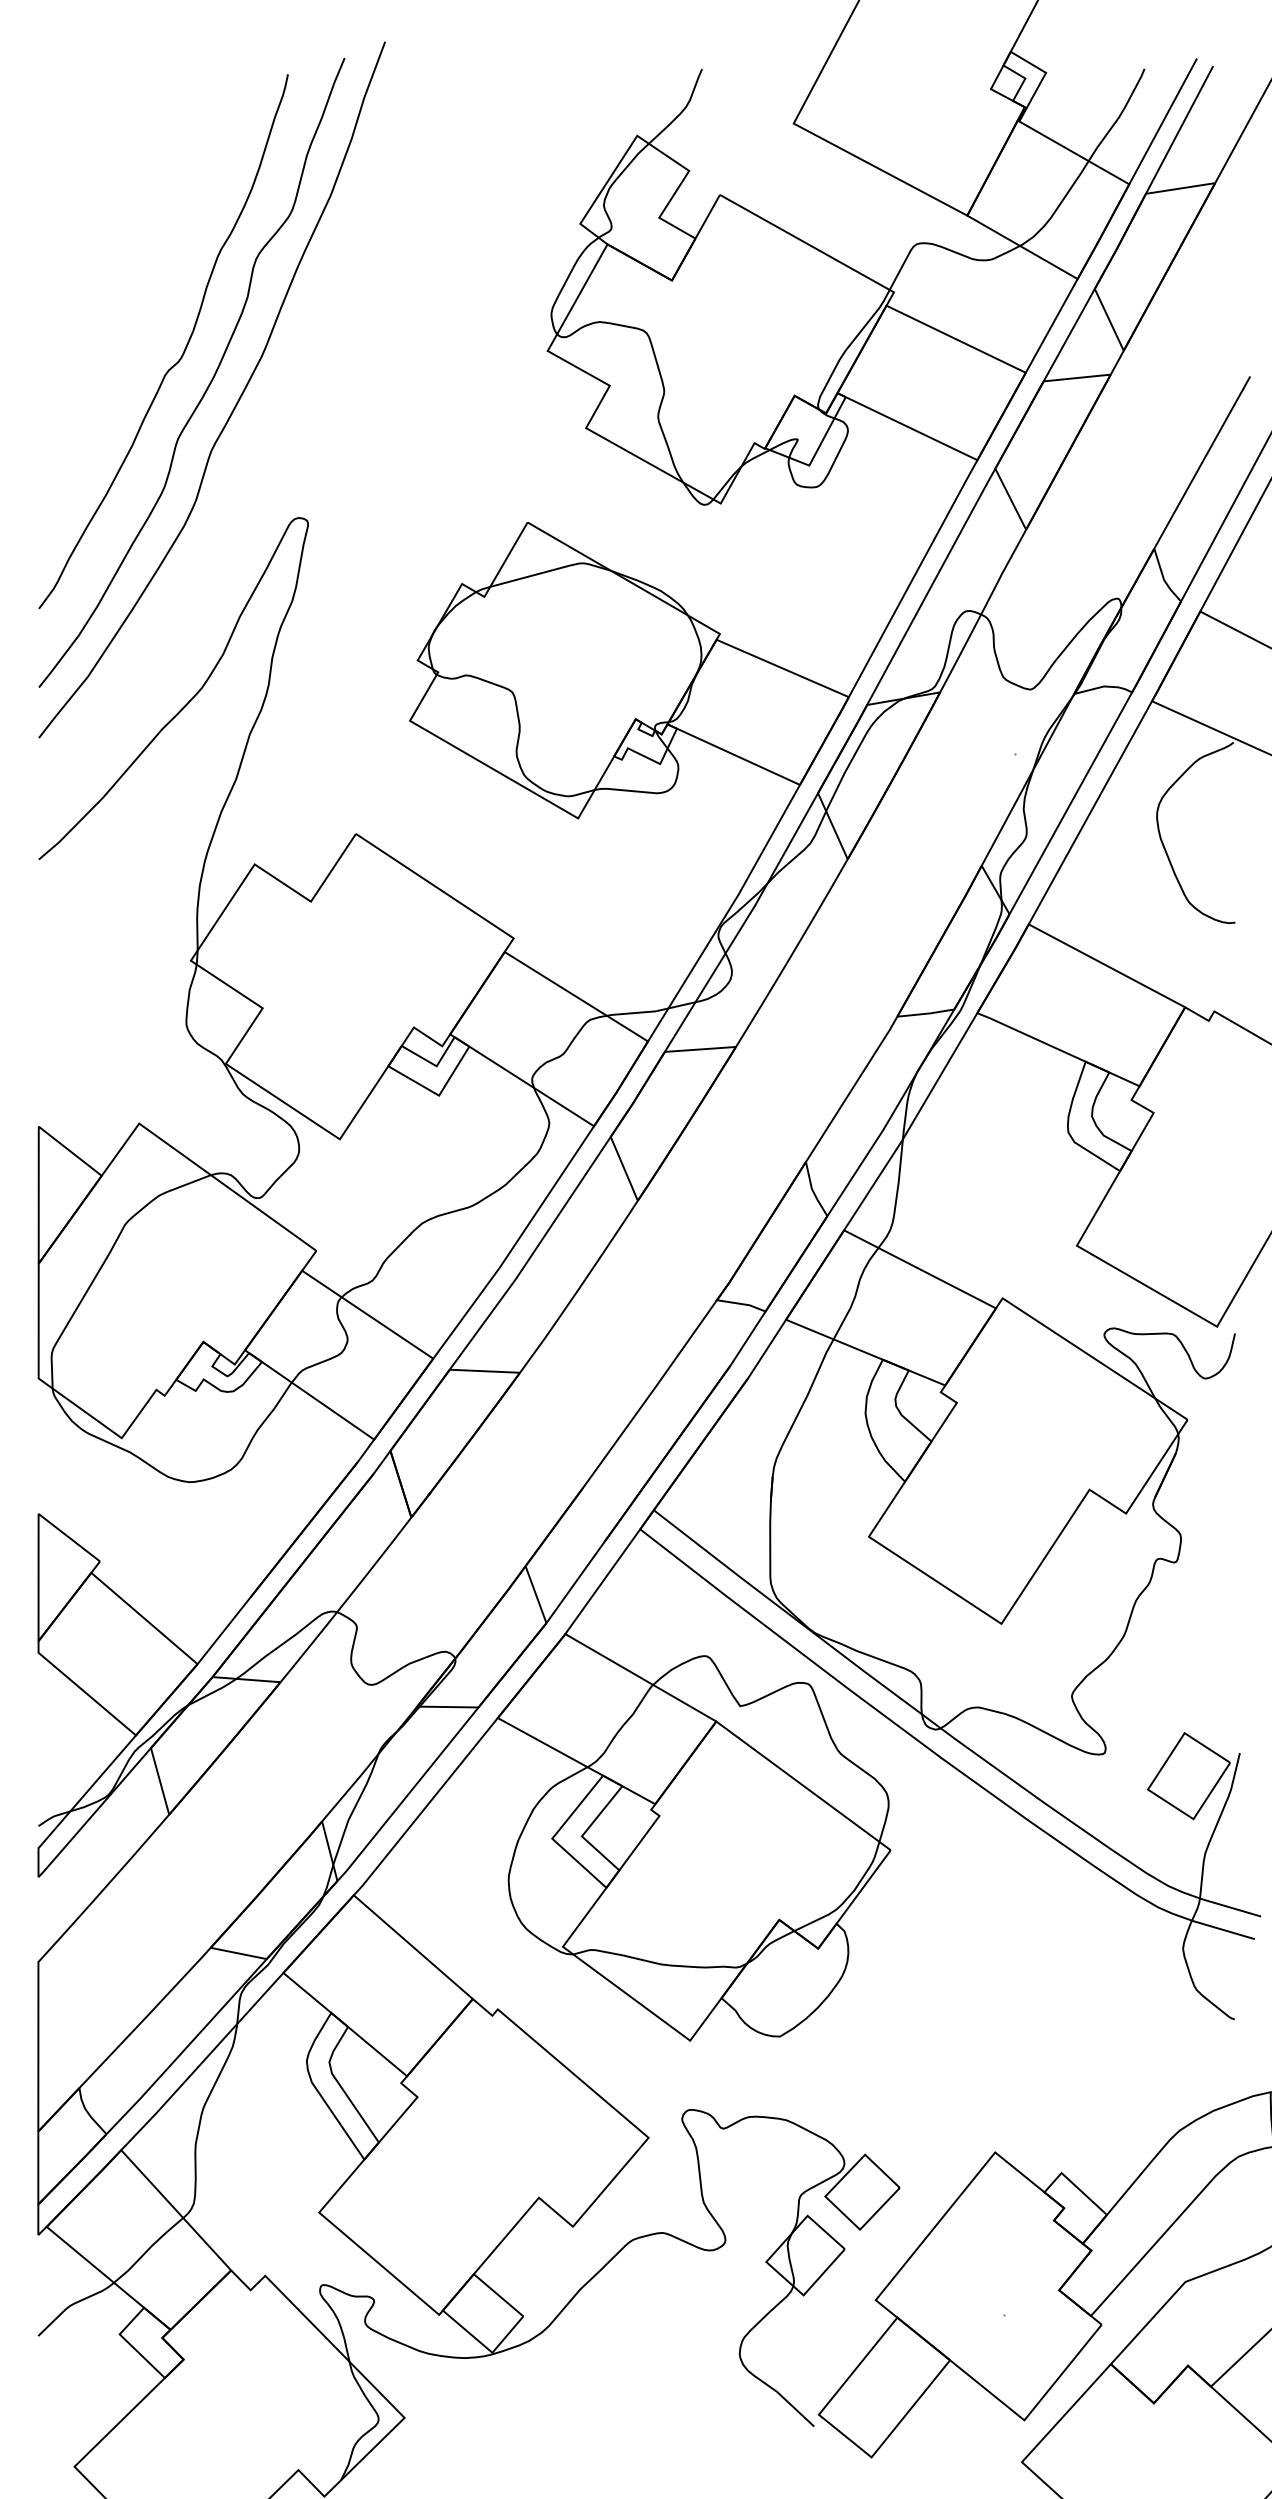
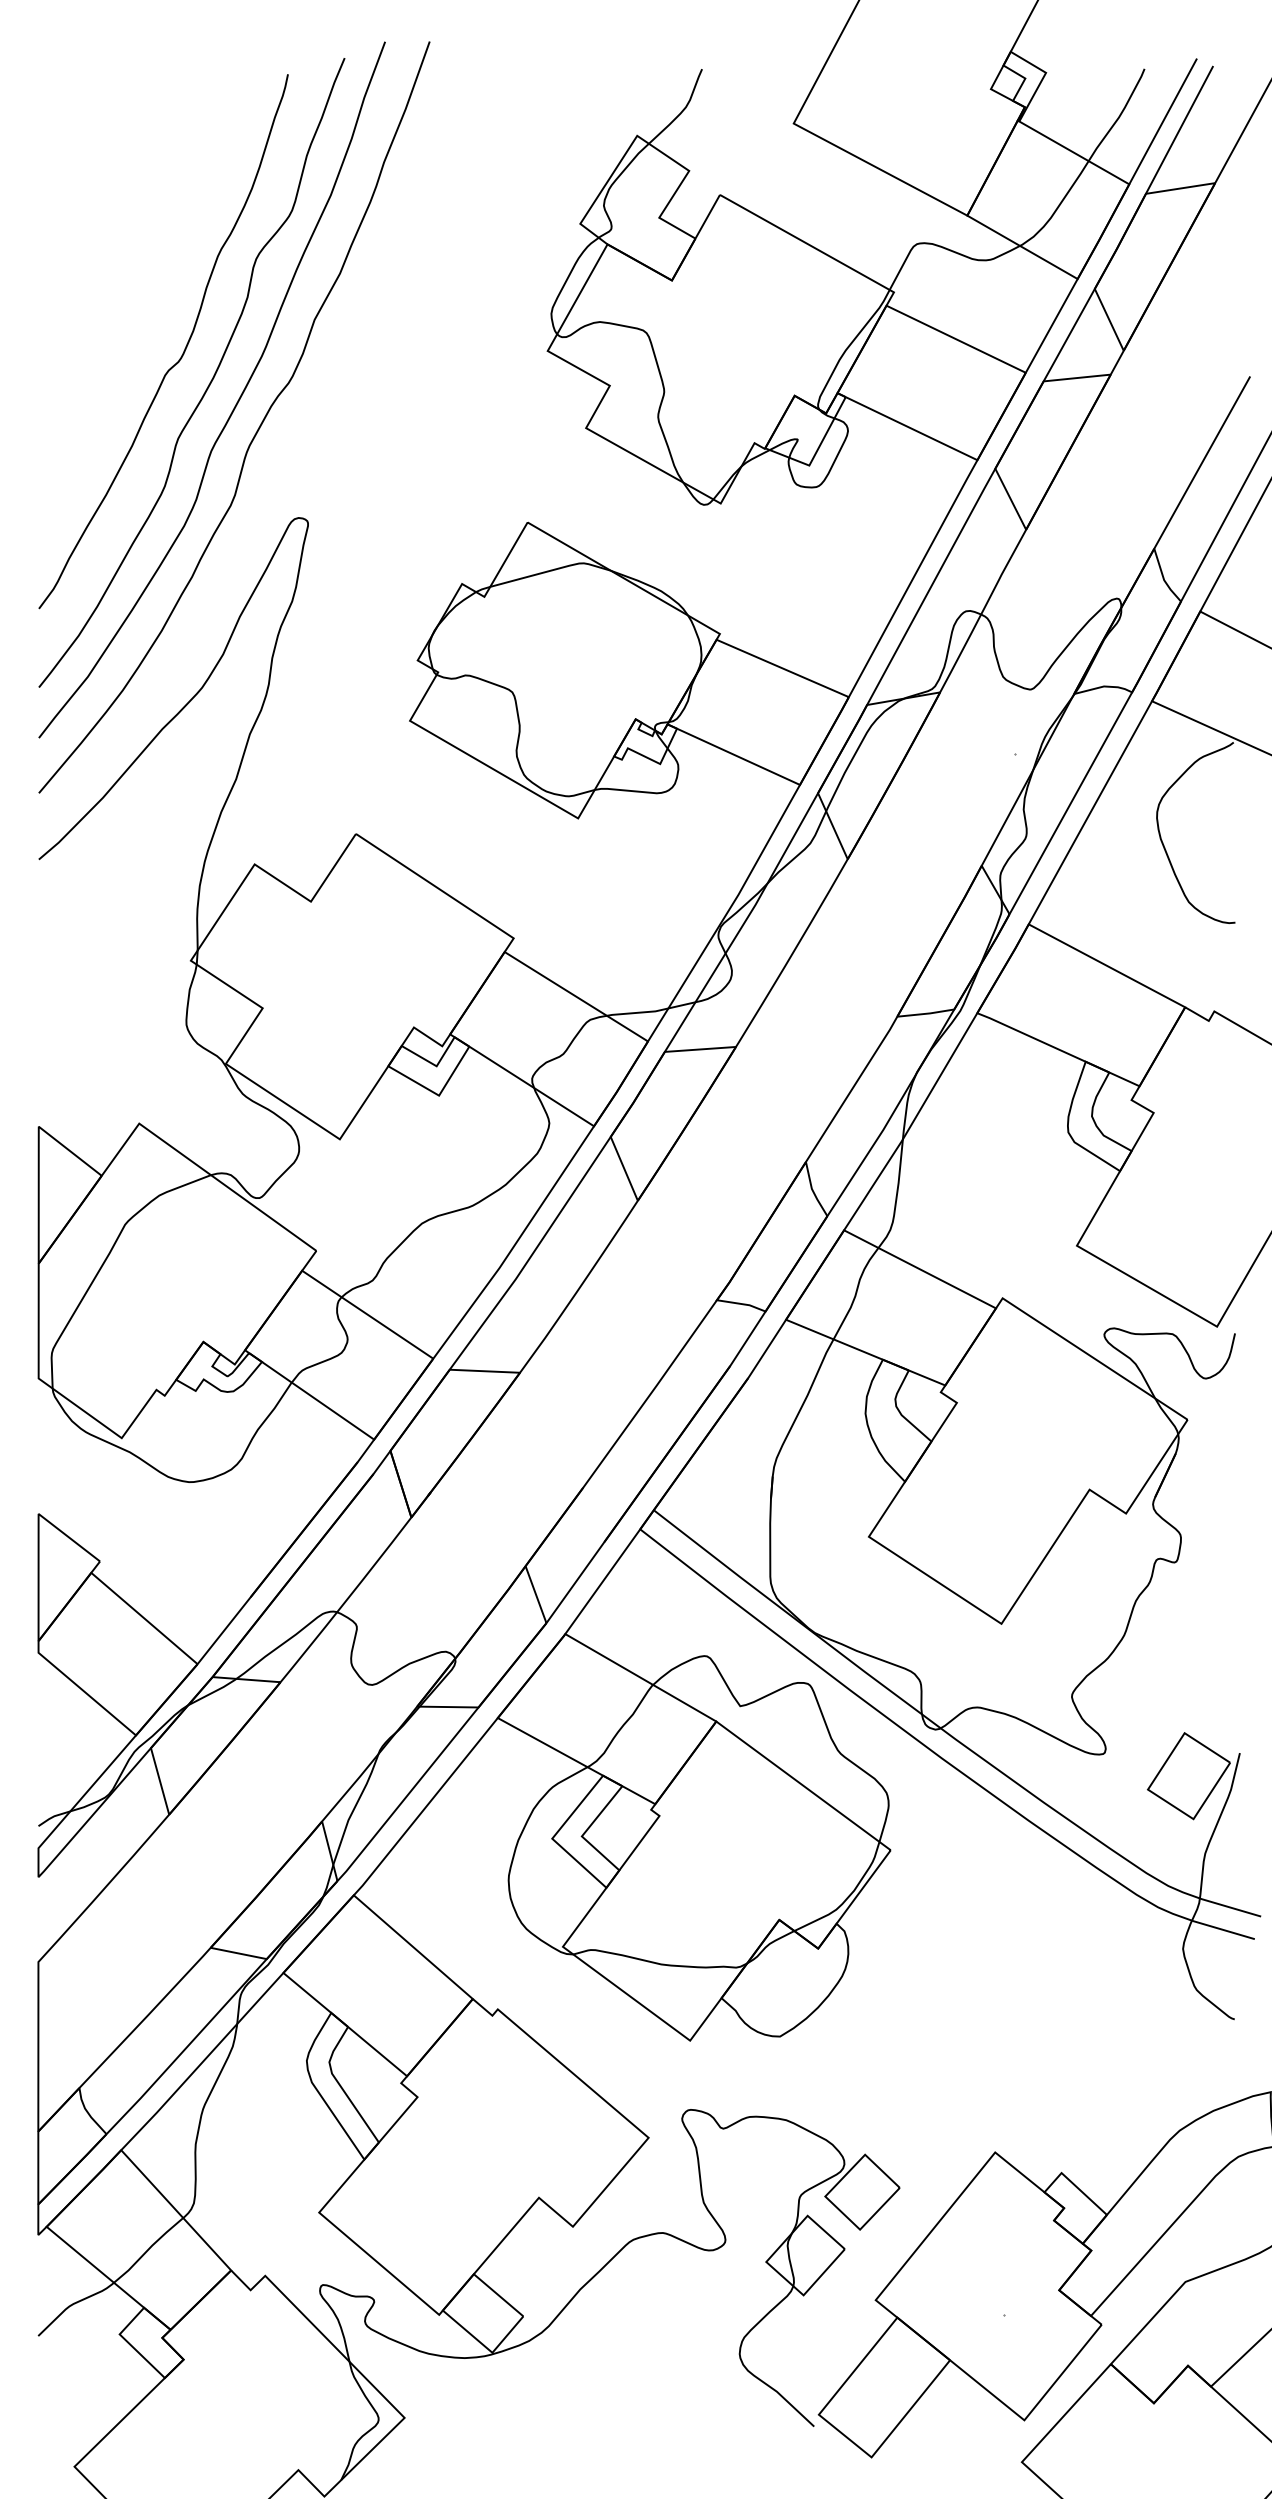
curve: none -> present (256, 430)
